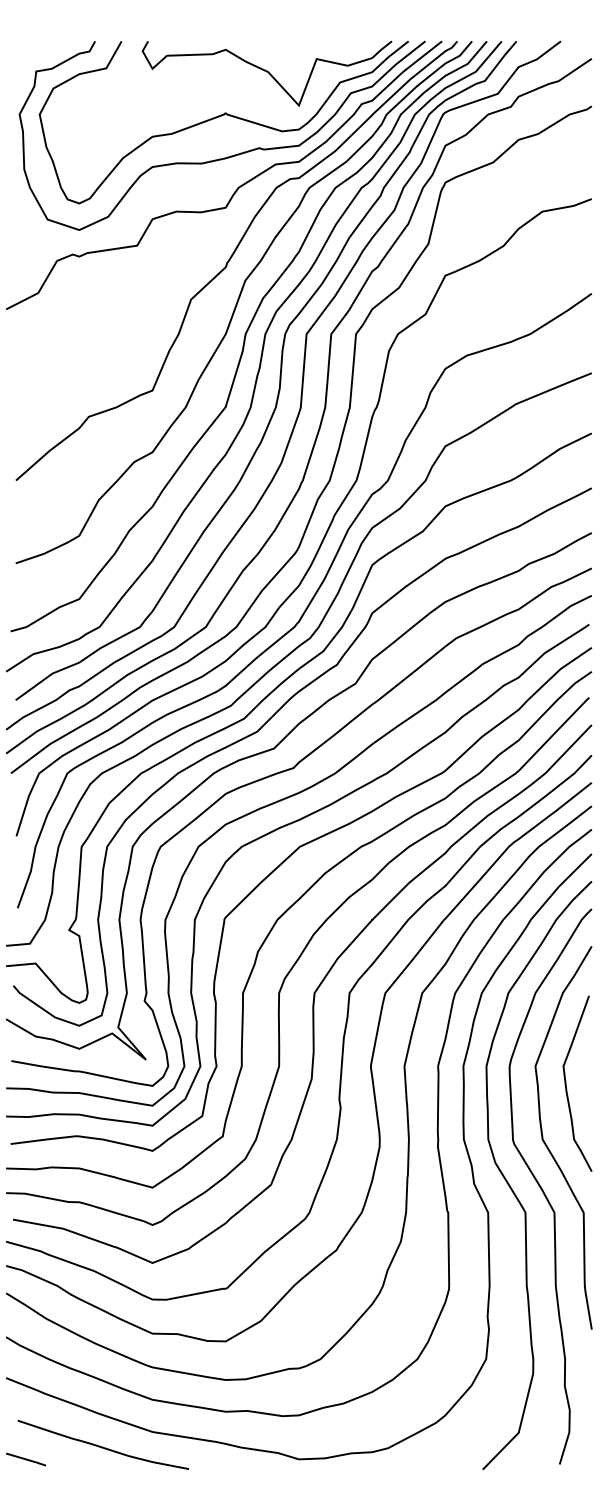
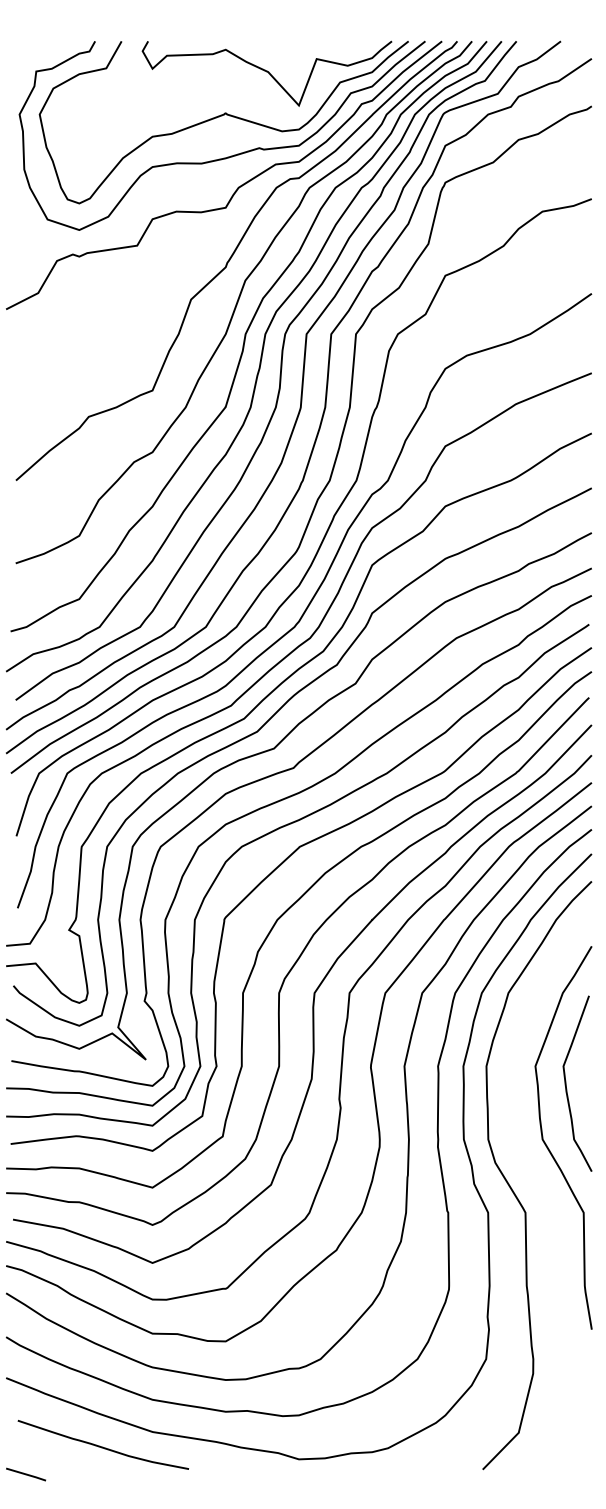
curve: present -> none (544, 1191)
line position: (25, 1459) -> (25, 1474) (25, 1474)
